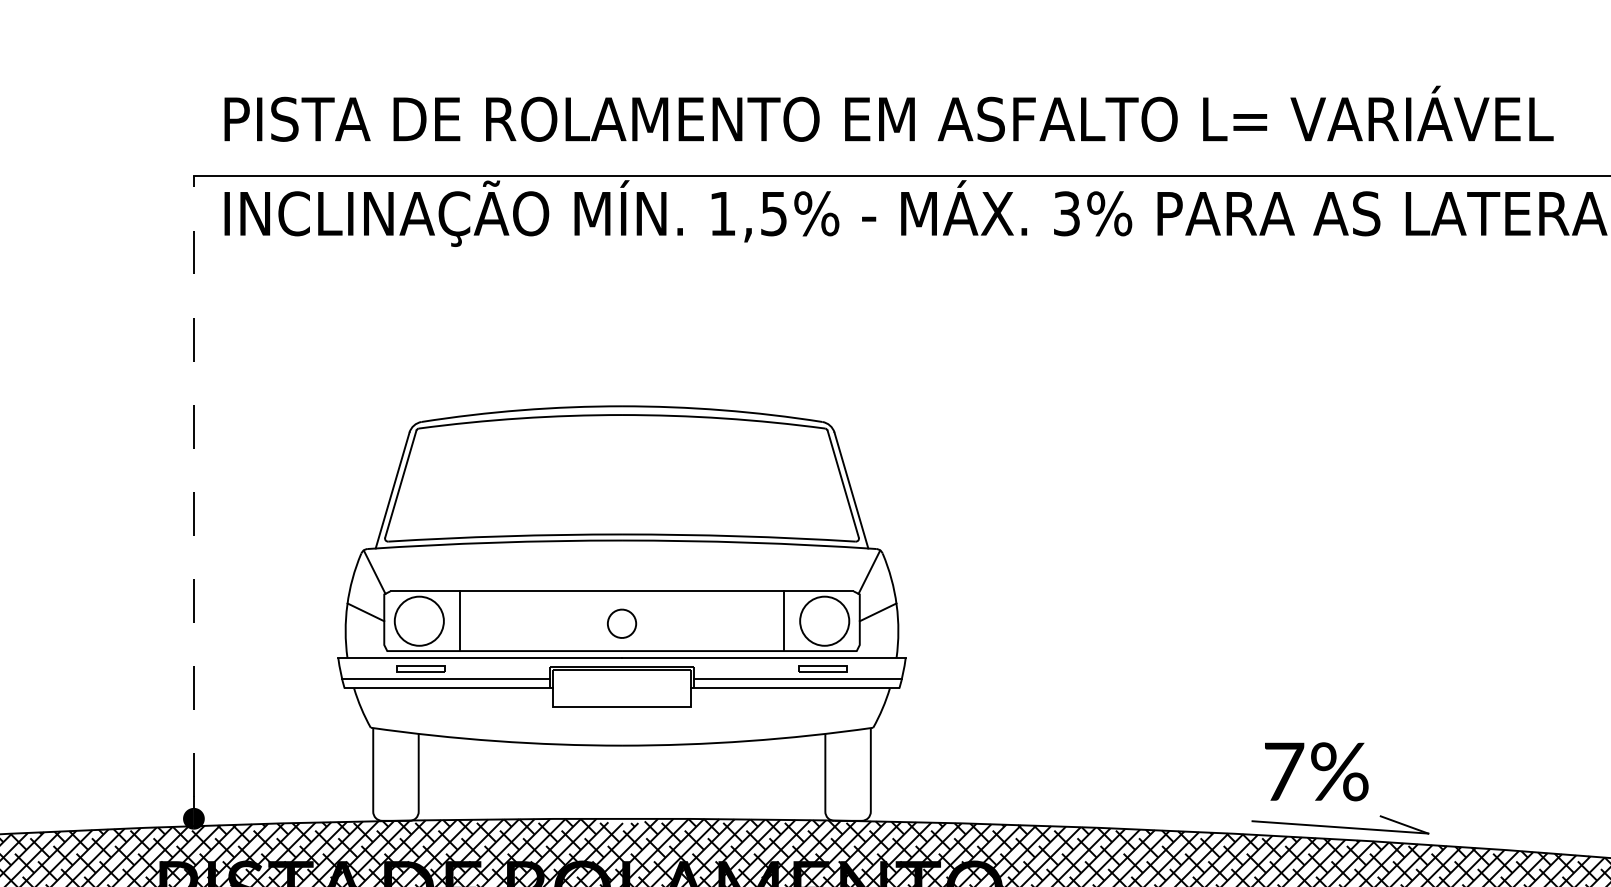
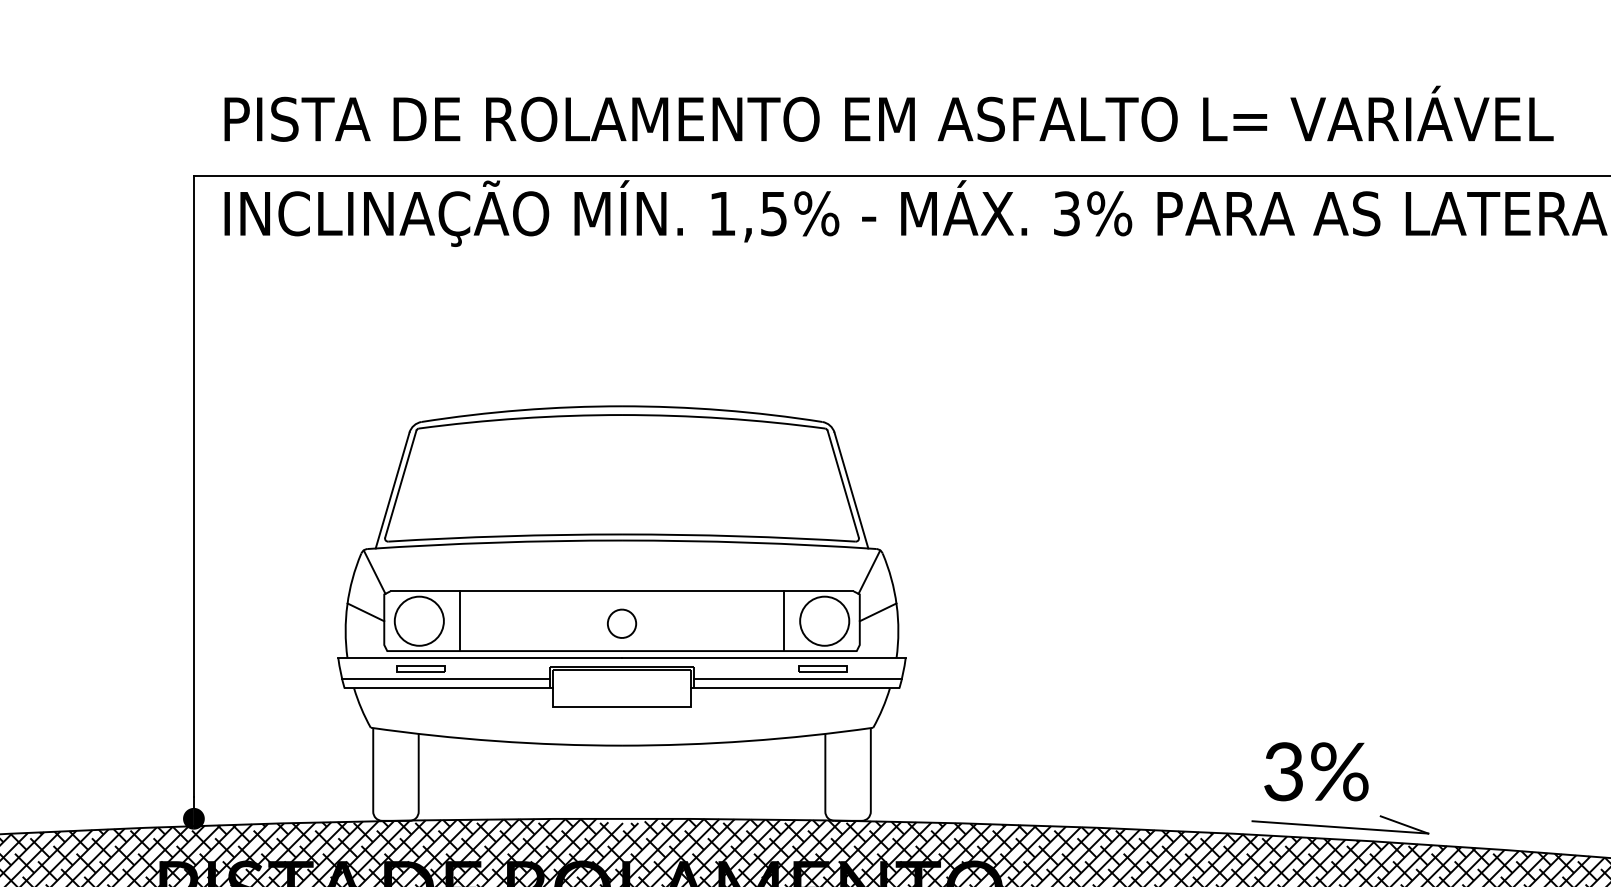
line: dashed -> solid (193, 486)
text: 7% -> 3% (1284, 771)
